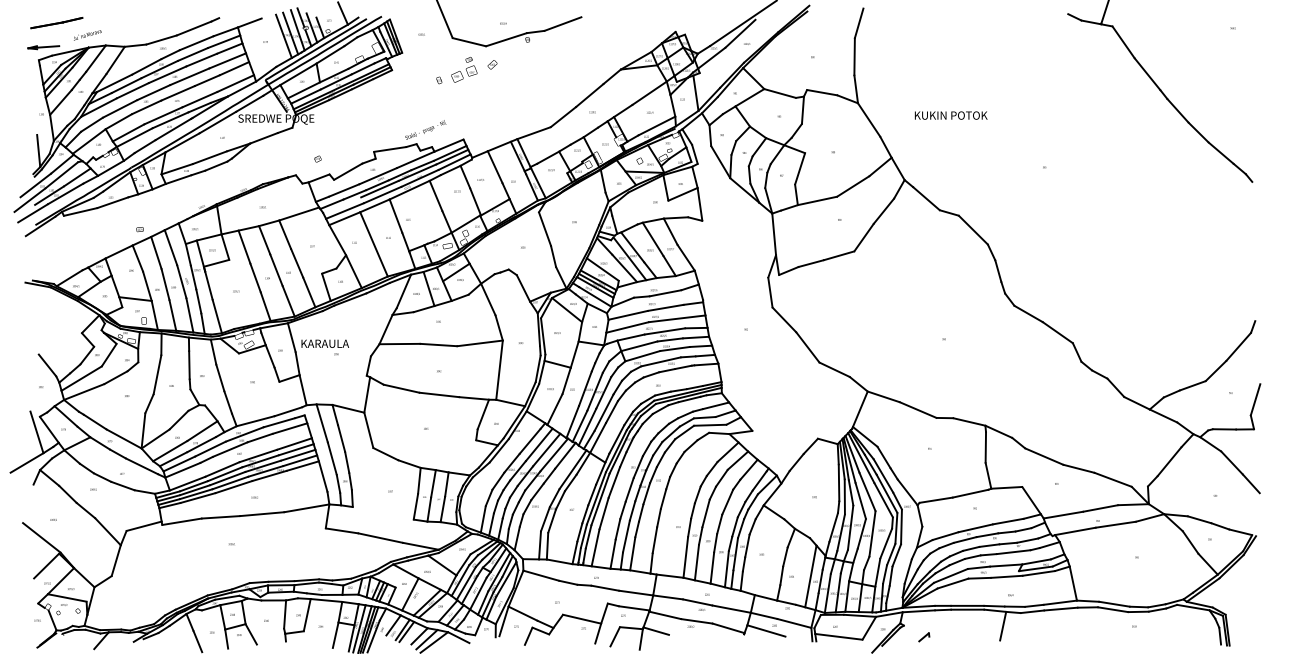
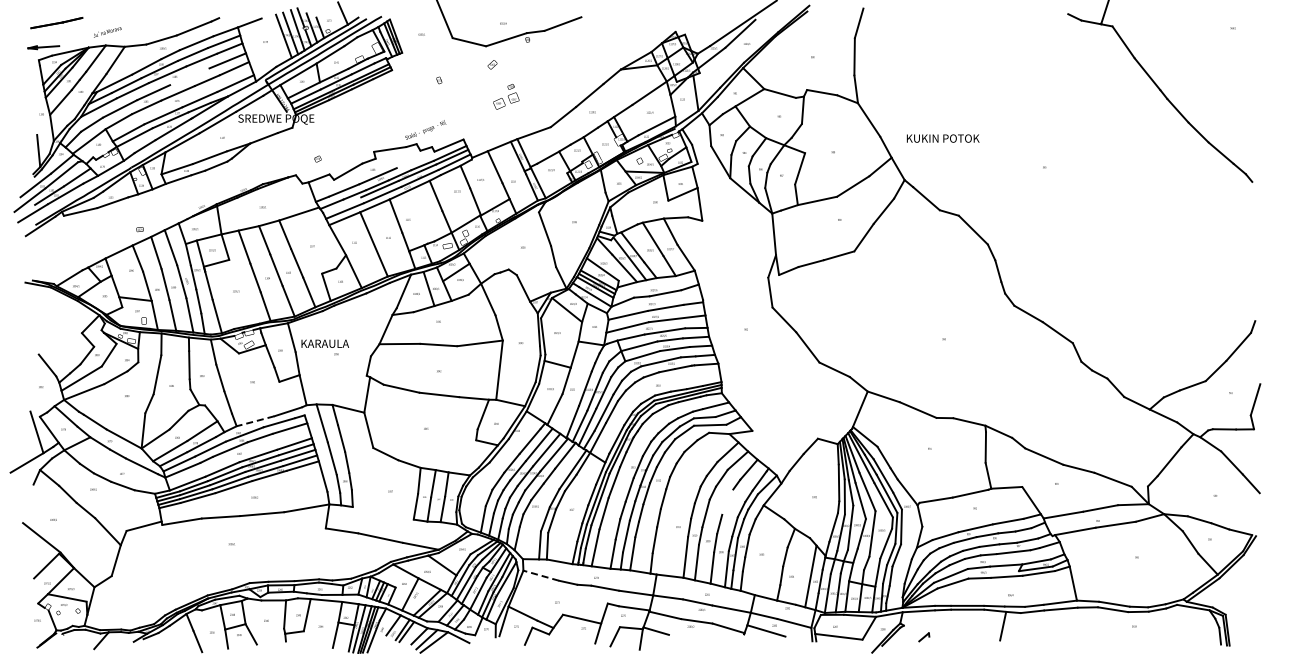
text position: (87, 35) -> (107, 32) (107, 32)
text position: (464, 69) -> (506, 96) (506, 96)
line: present -> none (189, 76)
text position: (950, 115) -> (942, 138) (942, 138)
line: present -> none (415, 159)
line: solid -> dashed (255, 421)
line: present -> none (727, 501)
line: solid -> dashed (540, 575)
